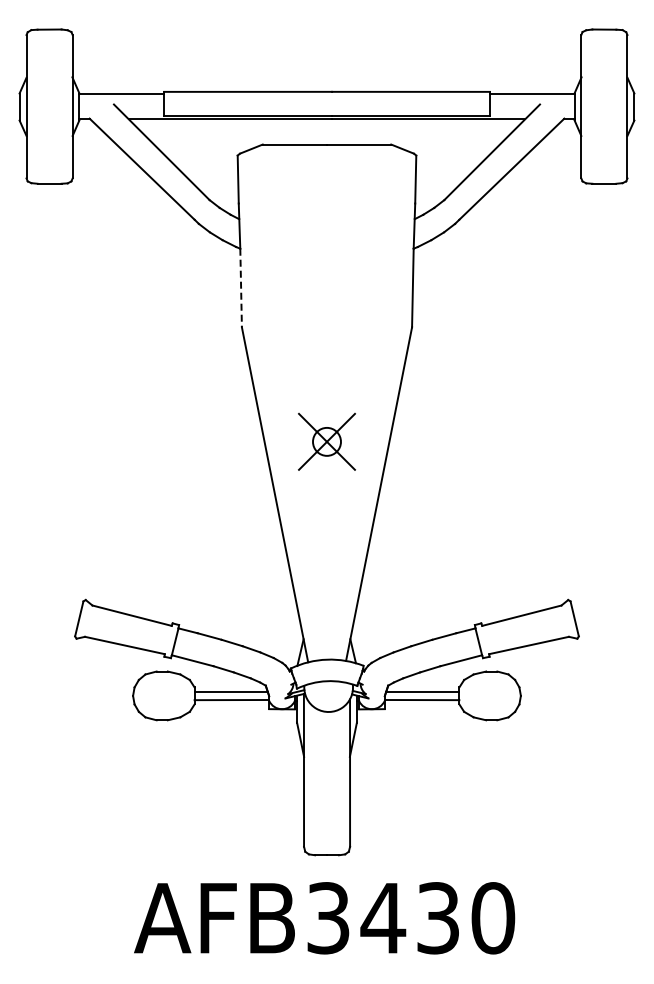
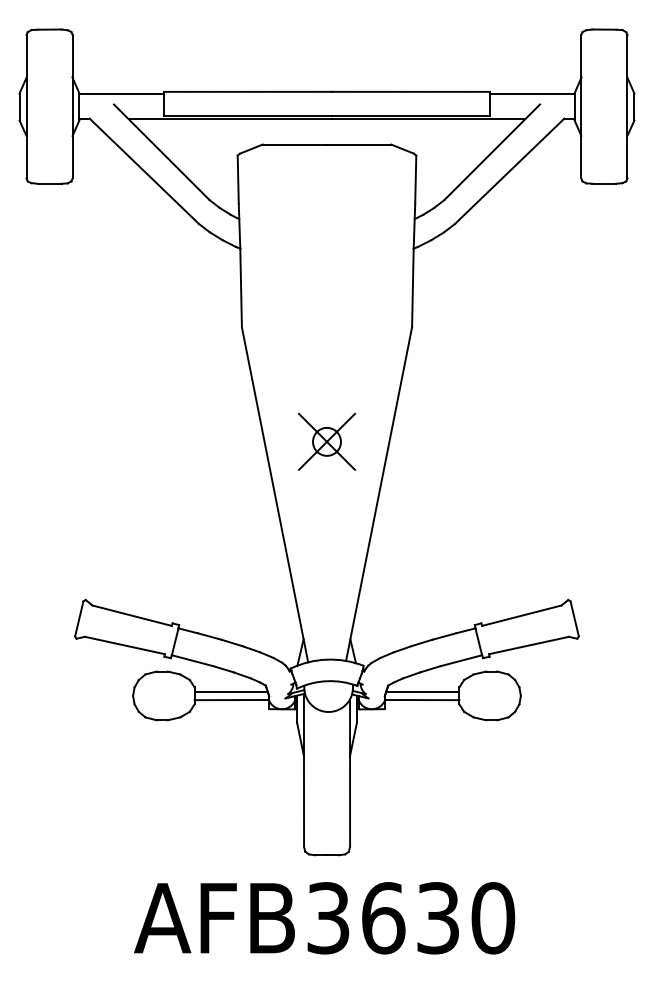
line: dashed -> solid (241, 288)
text: AFB3430 -> AFB3630 (383, 918)
